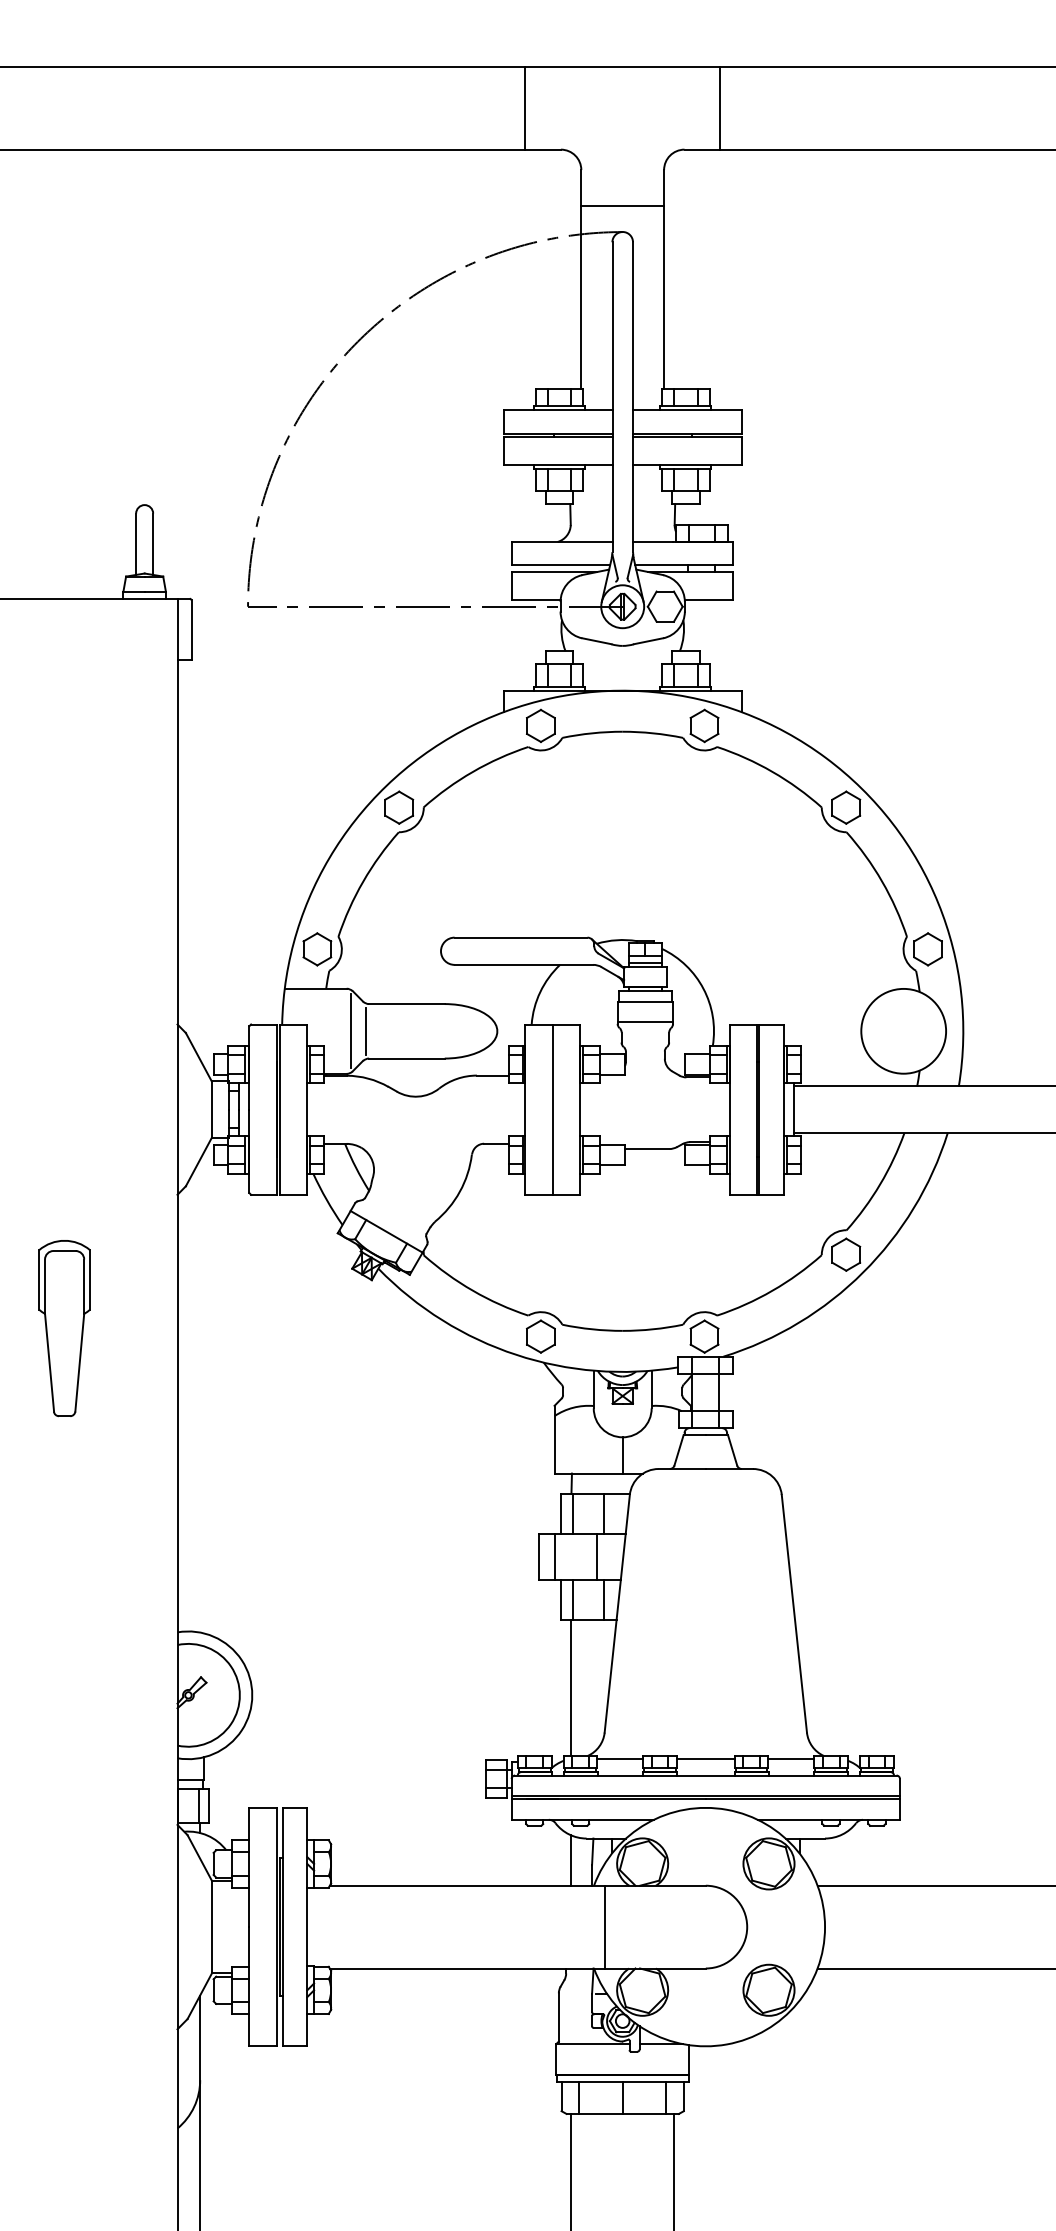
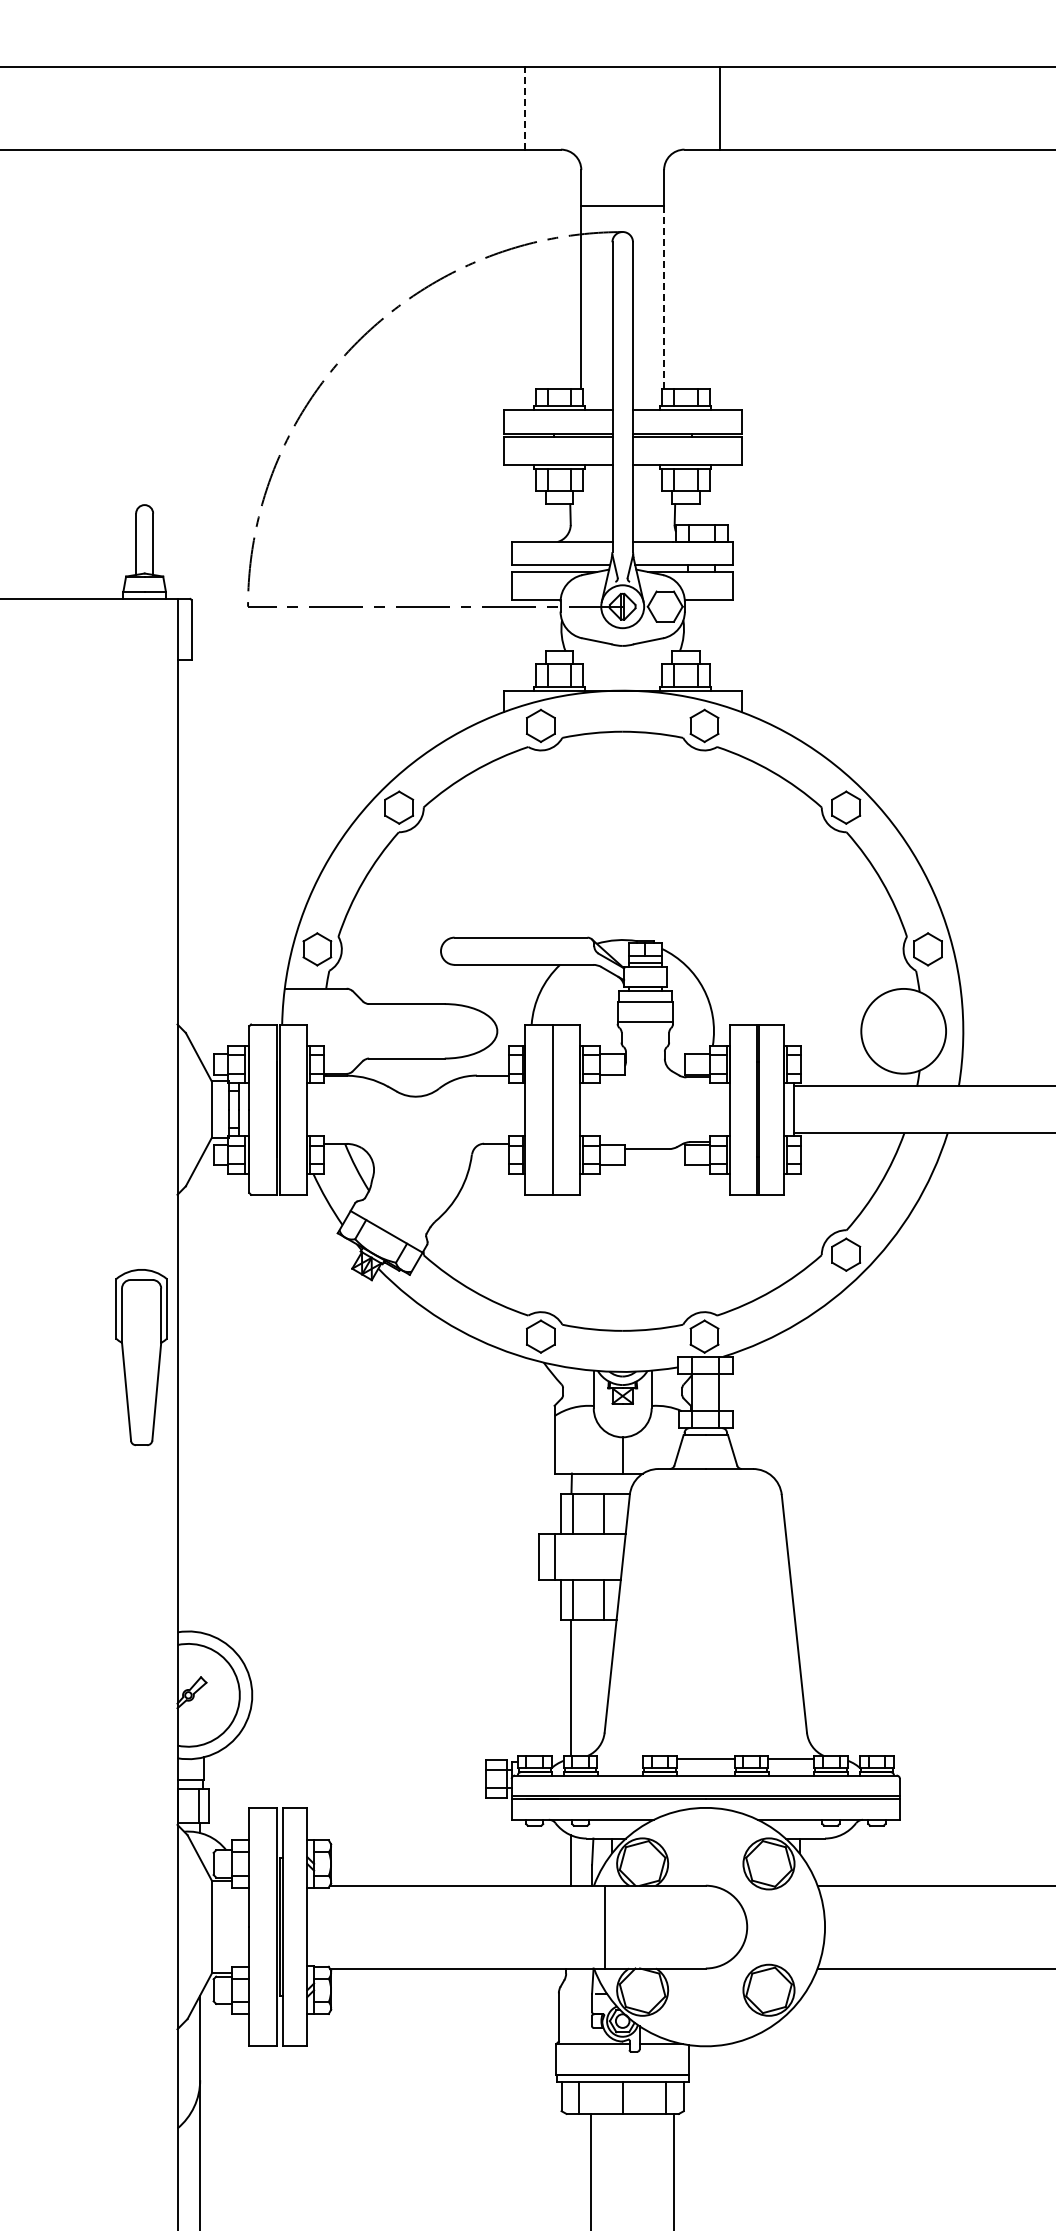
line: solid -> dashed (525, 107)
line: solid -> dashed (664, 297)
line: present -> none (365, 1030)
line: present -> none (350, 1031)
part position: (64, 1328) -> (141, 1357) (141, 1357)
line: present -> none (597, 1557)
line: present -> none (620, 1758)
line position: (571, 2170) -> (591, 2170) (591, 2170)
